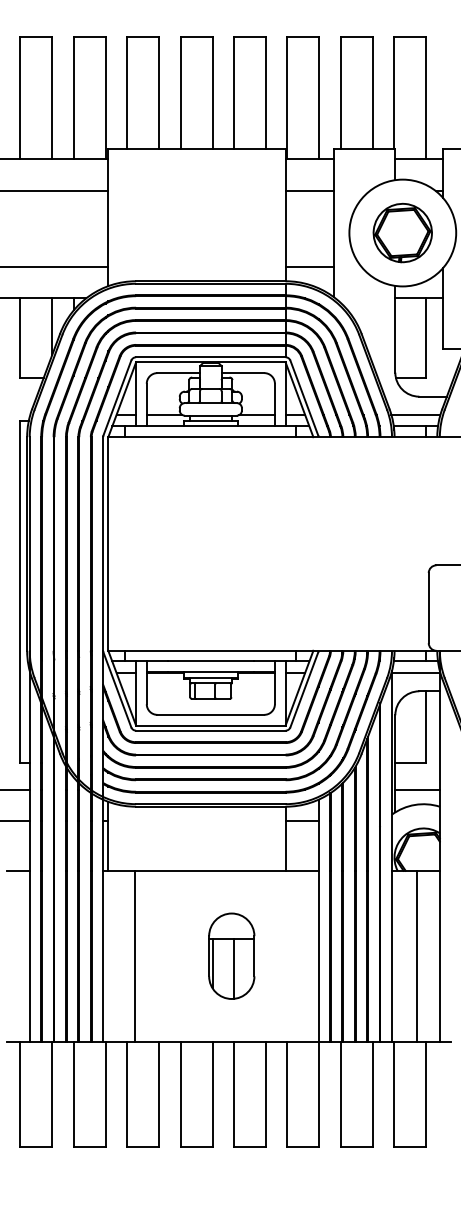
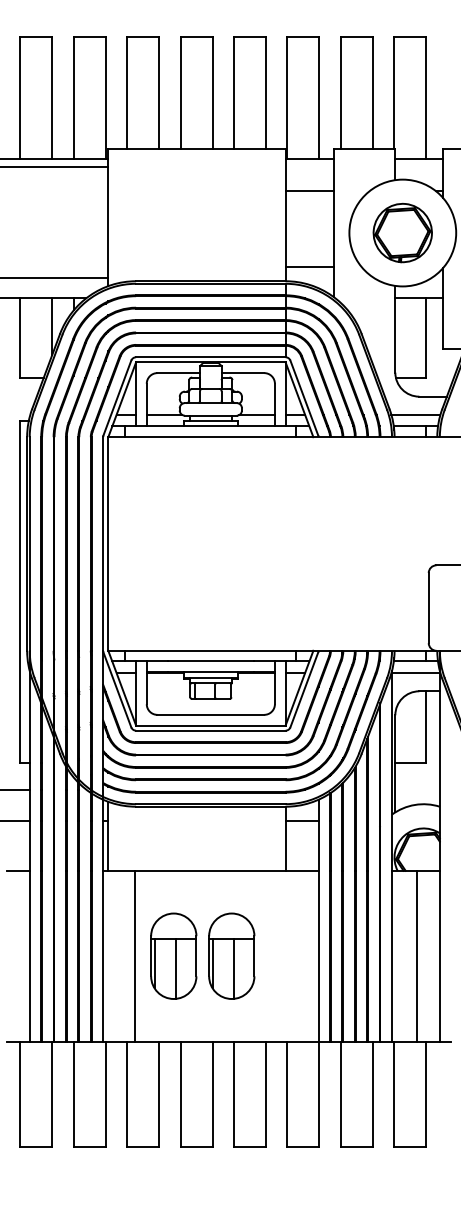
line position: (55, 191) -> (55, 167) (55, 167)
line position: (55, 266) -> (55, 277) (55, 277)
line: present -> none (417, 789)
part: none -> present (173, 955)
